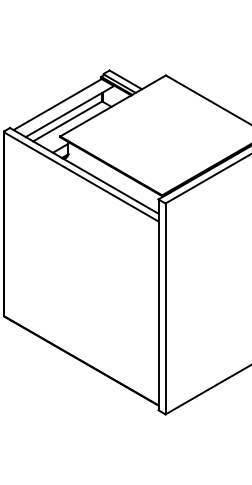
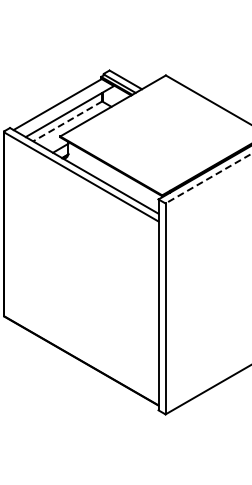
line: solid -> dashed (67, 121)
line: solid -> dashed (208, 179)
